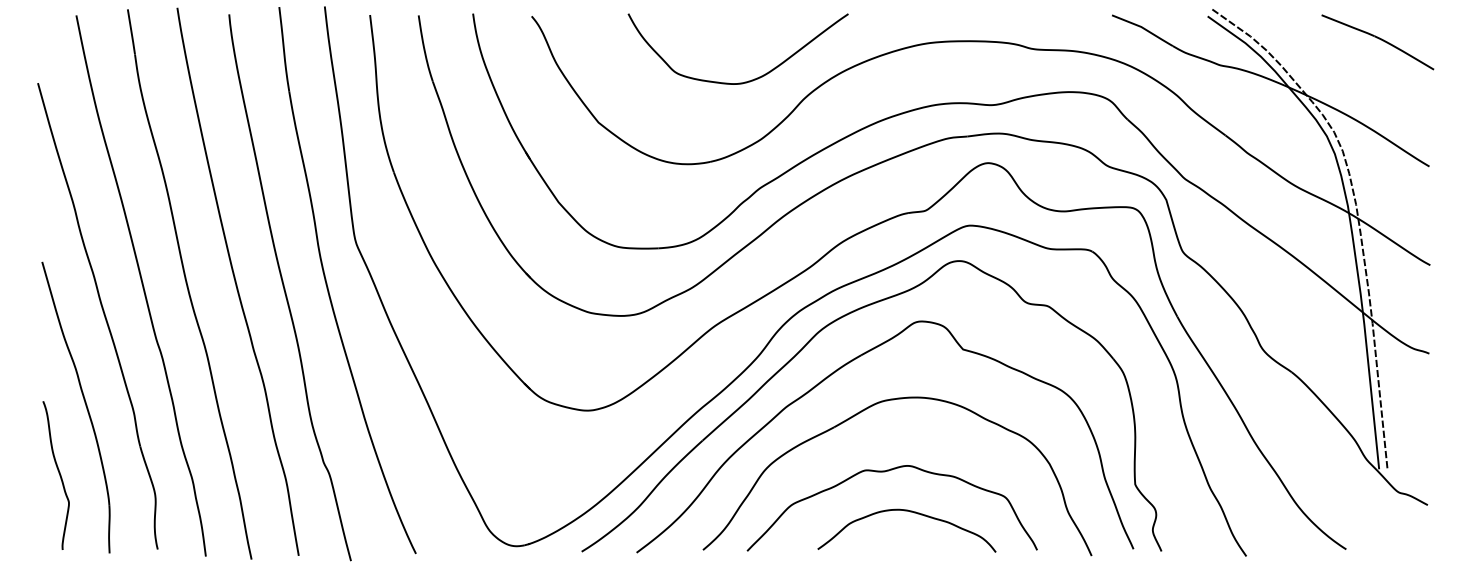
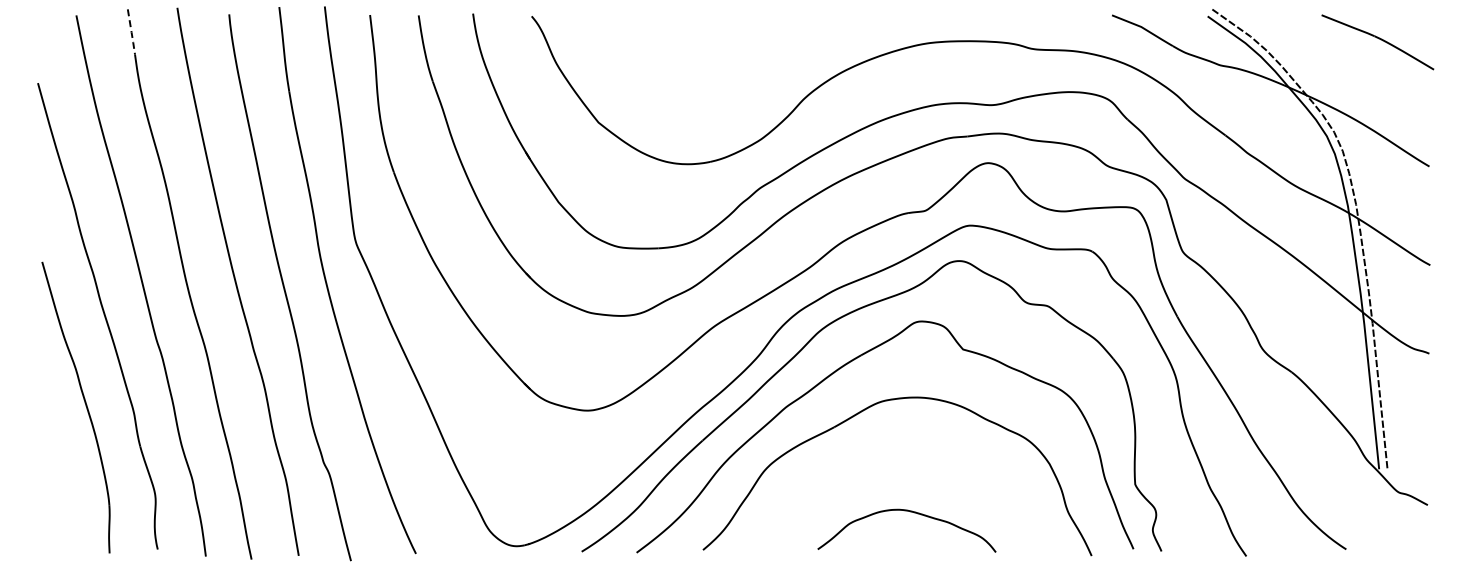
line: solid -> dashed (131, 32)
curve: present -> none (744, 81)
part: present -> none (885, 472)
curve: present -> none (58, 473)
